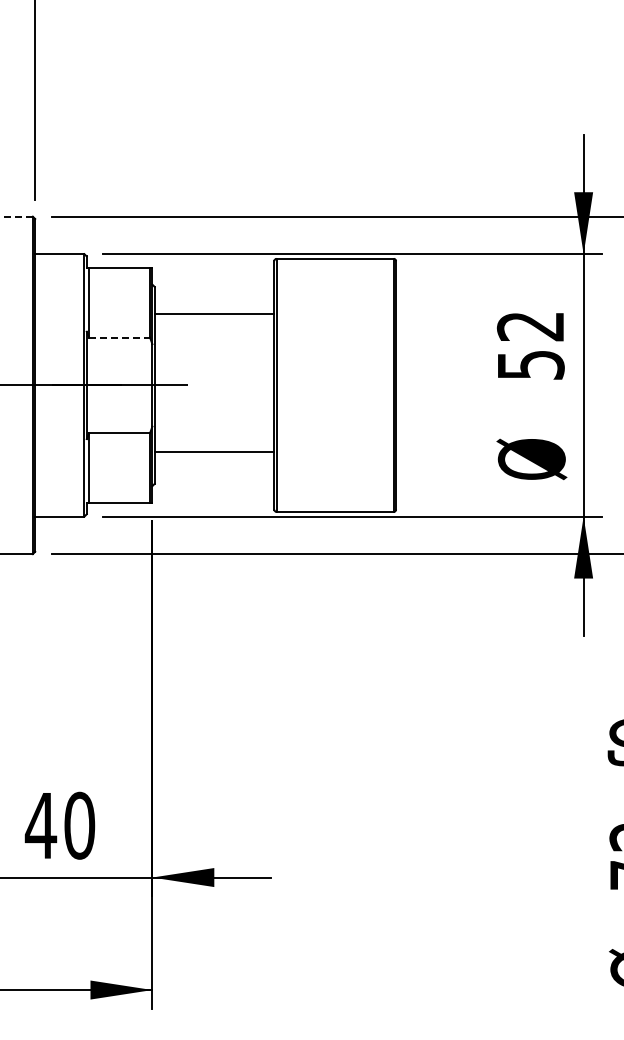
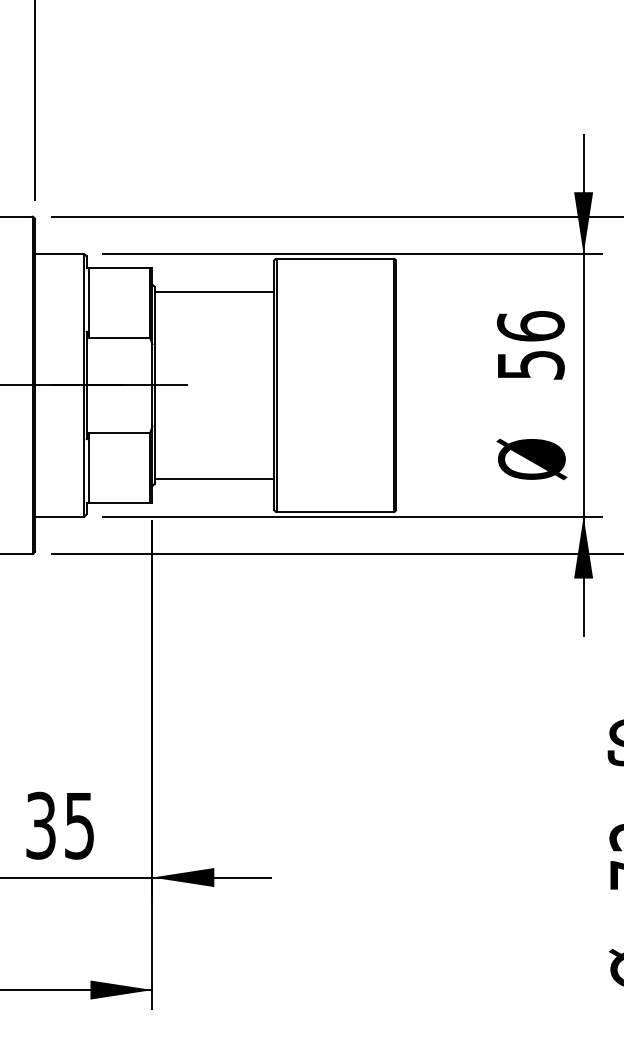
line: dashed -> solid (16, 216)
line position: (214, 313) -> (214, 291) (214, 291)
text: 52 -> 56 (530, 326)
line: dashed -> solid (120, 337)
line position: (214, 452) -> (214, 479) (214, 479)
text: 40 -> 35 (59, 825)
